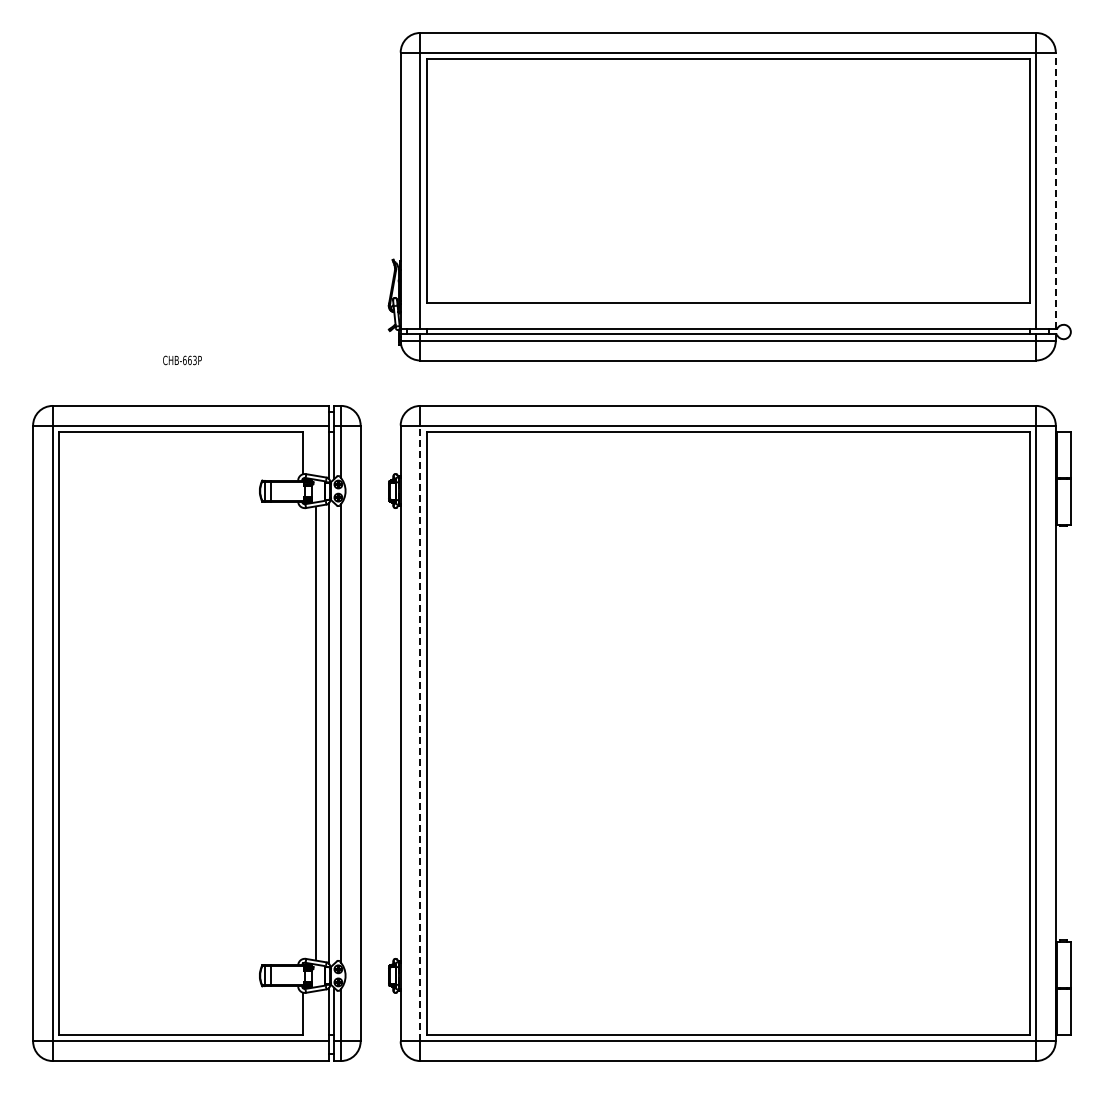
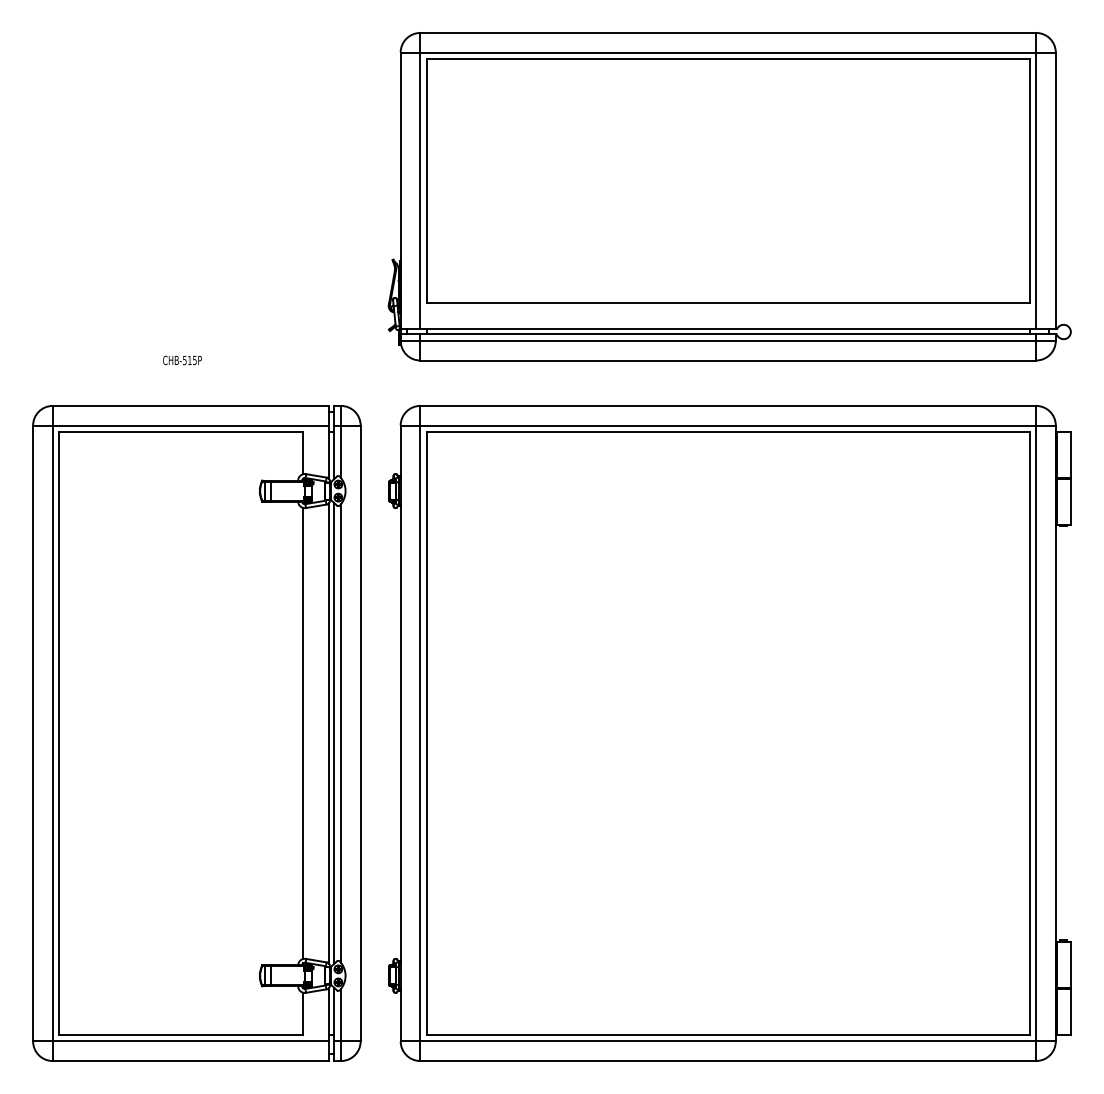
line: dashed -> solid (1055, 190)
text: CHB-663P -> CHB-515P (189, 359)
line position: (316, 733) -> (303, 733) (303, 733)
line: none -> present (334, 733)
line: dashed -> solid (420, 733)
